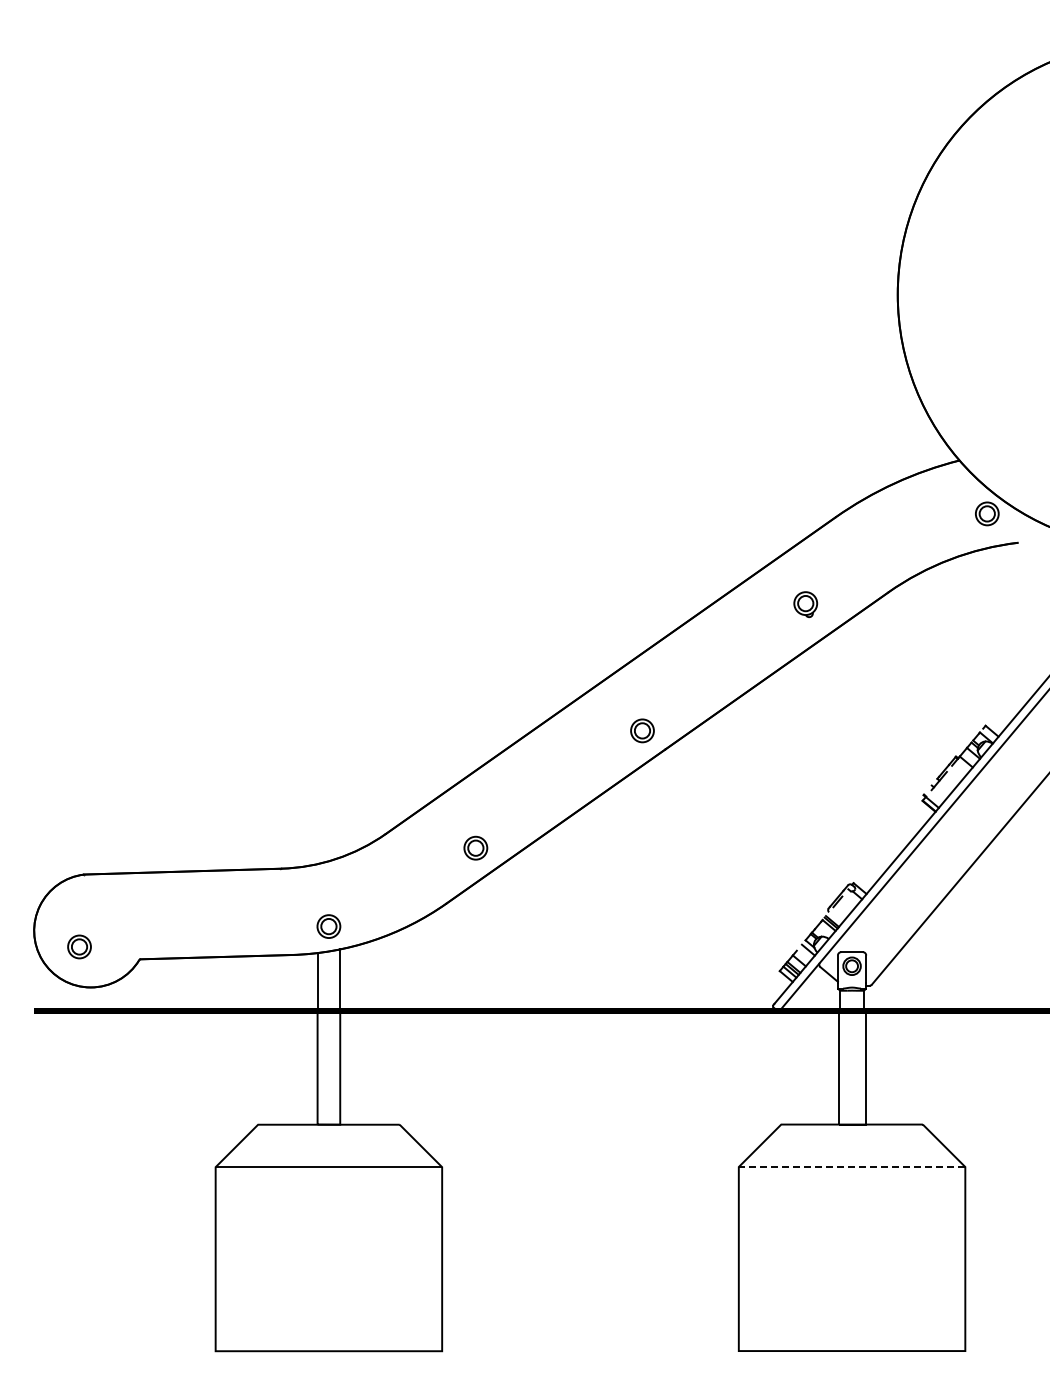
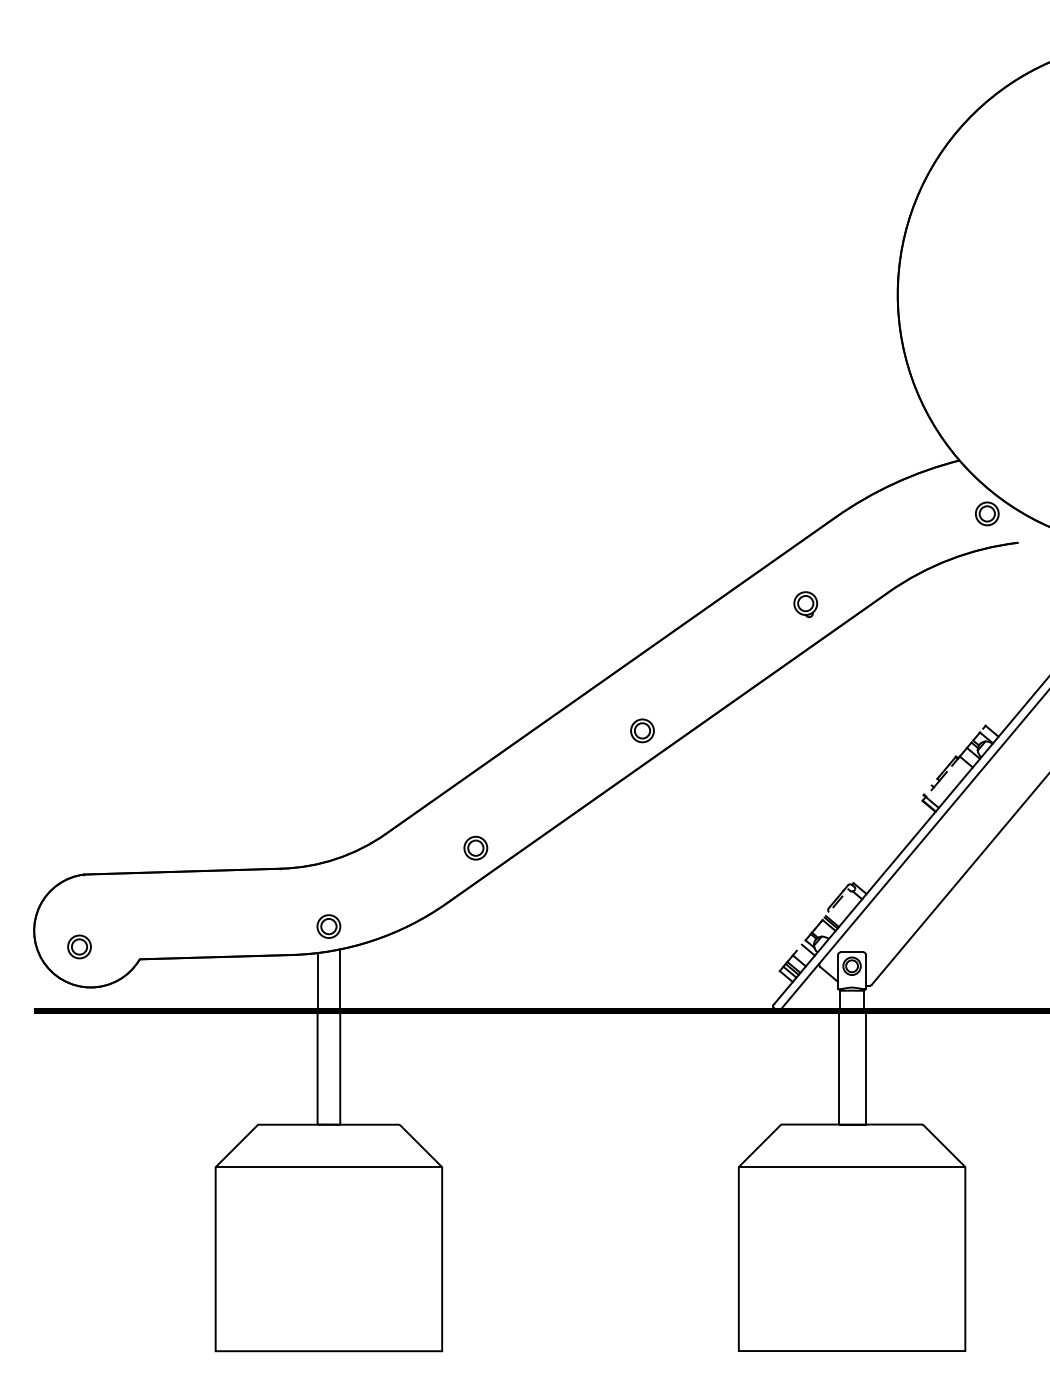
line: dashed -> solid (851, 1167)
